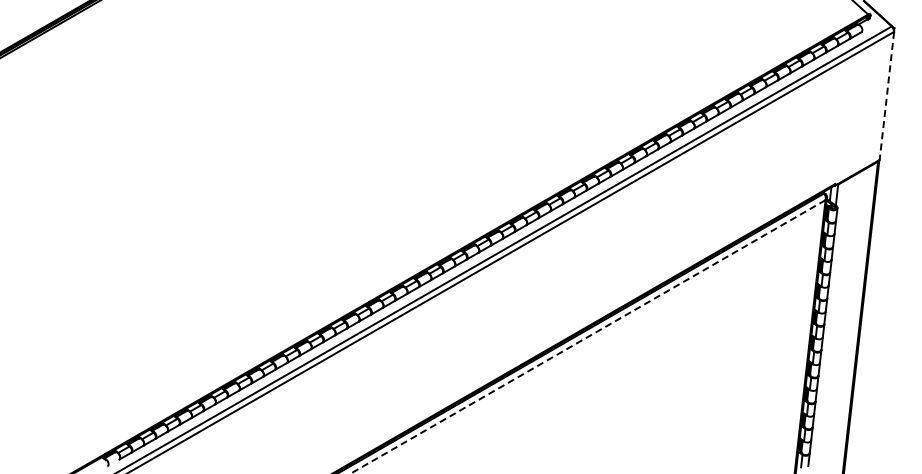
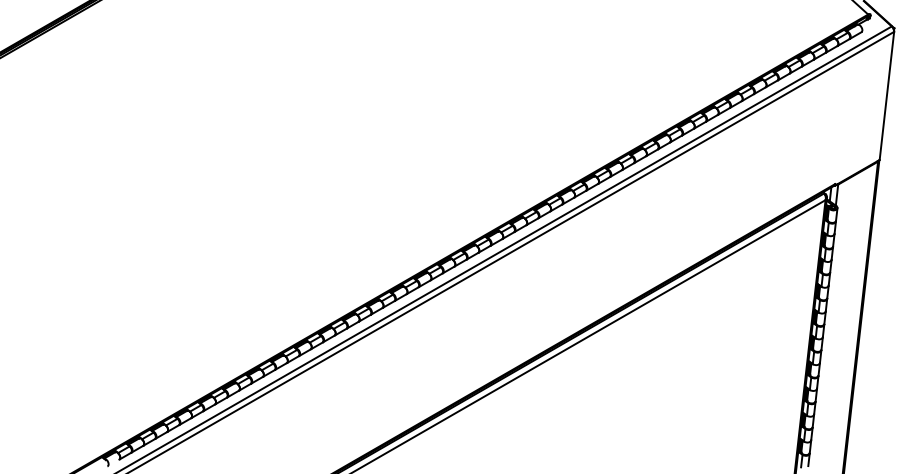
line: dashed -> solid (886, 96)
line: dashed -> solid (587, 337)
